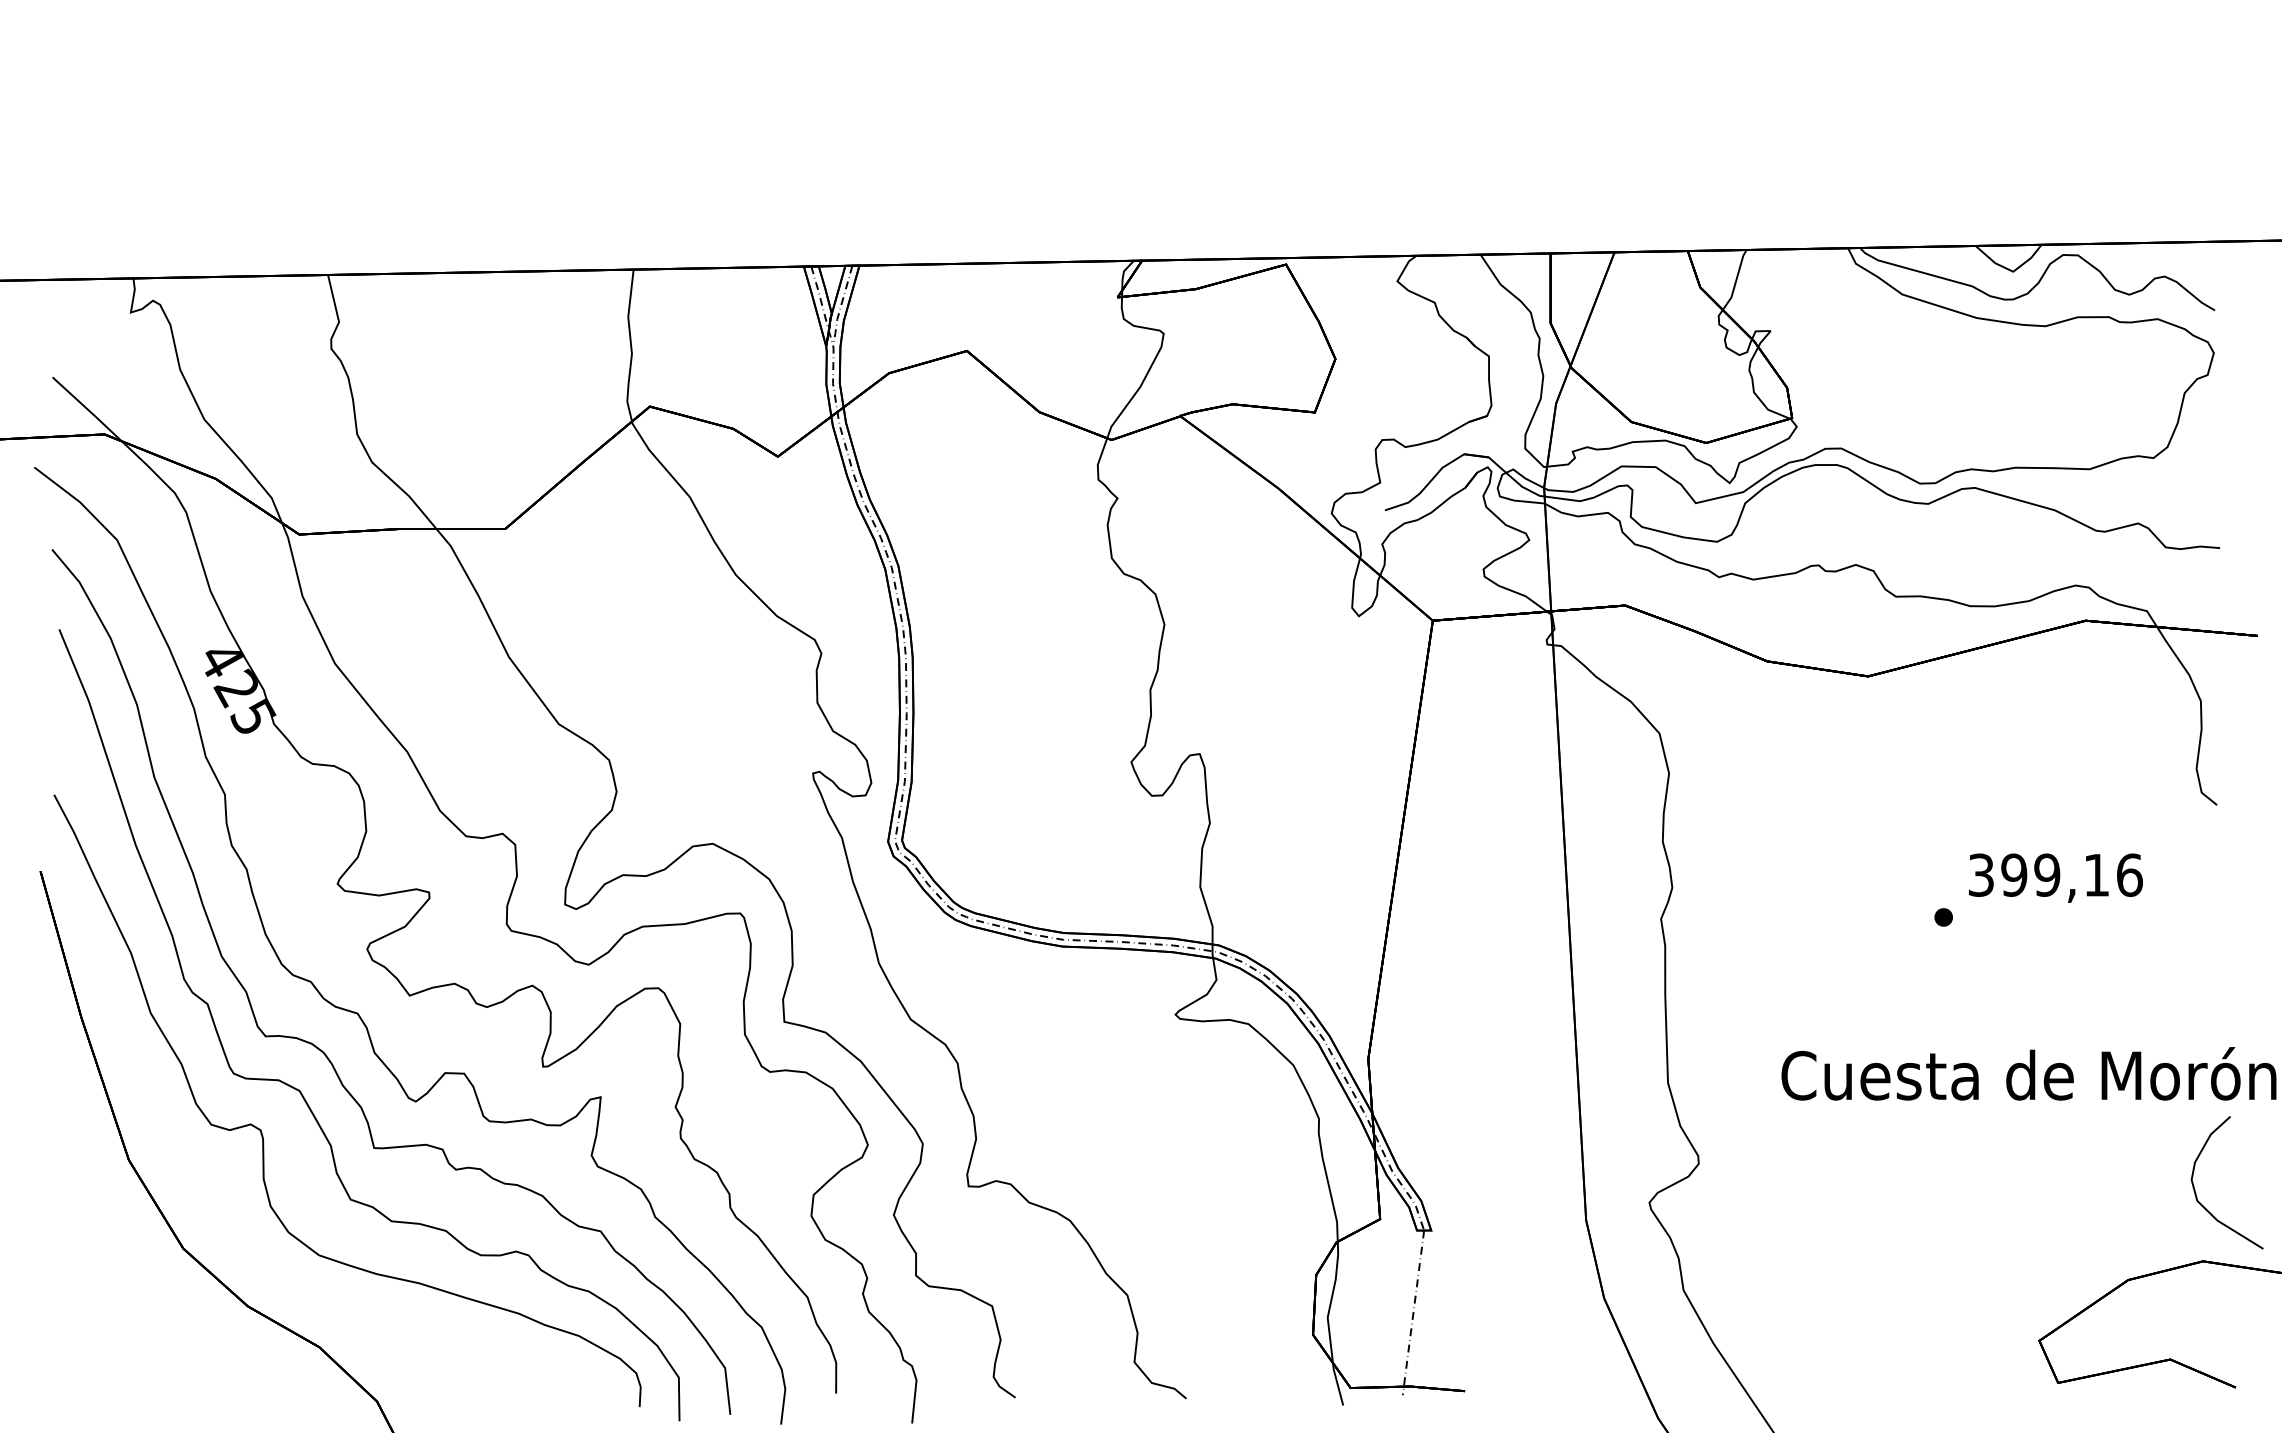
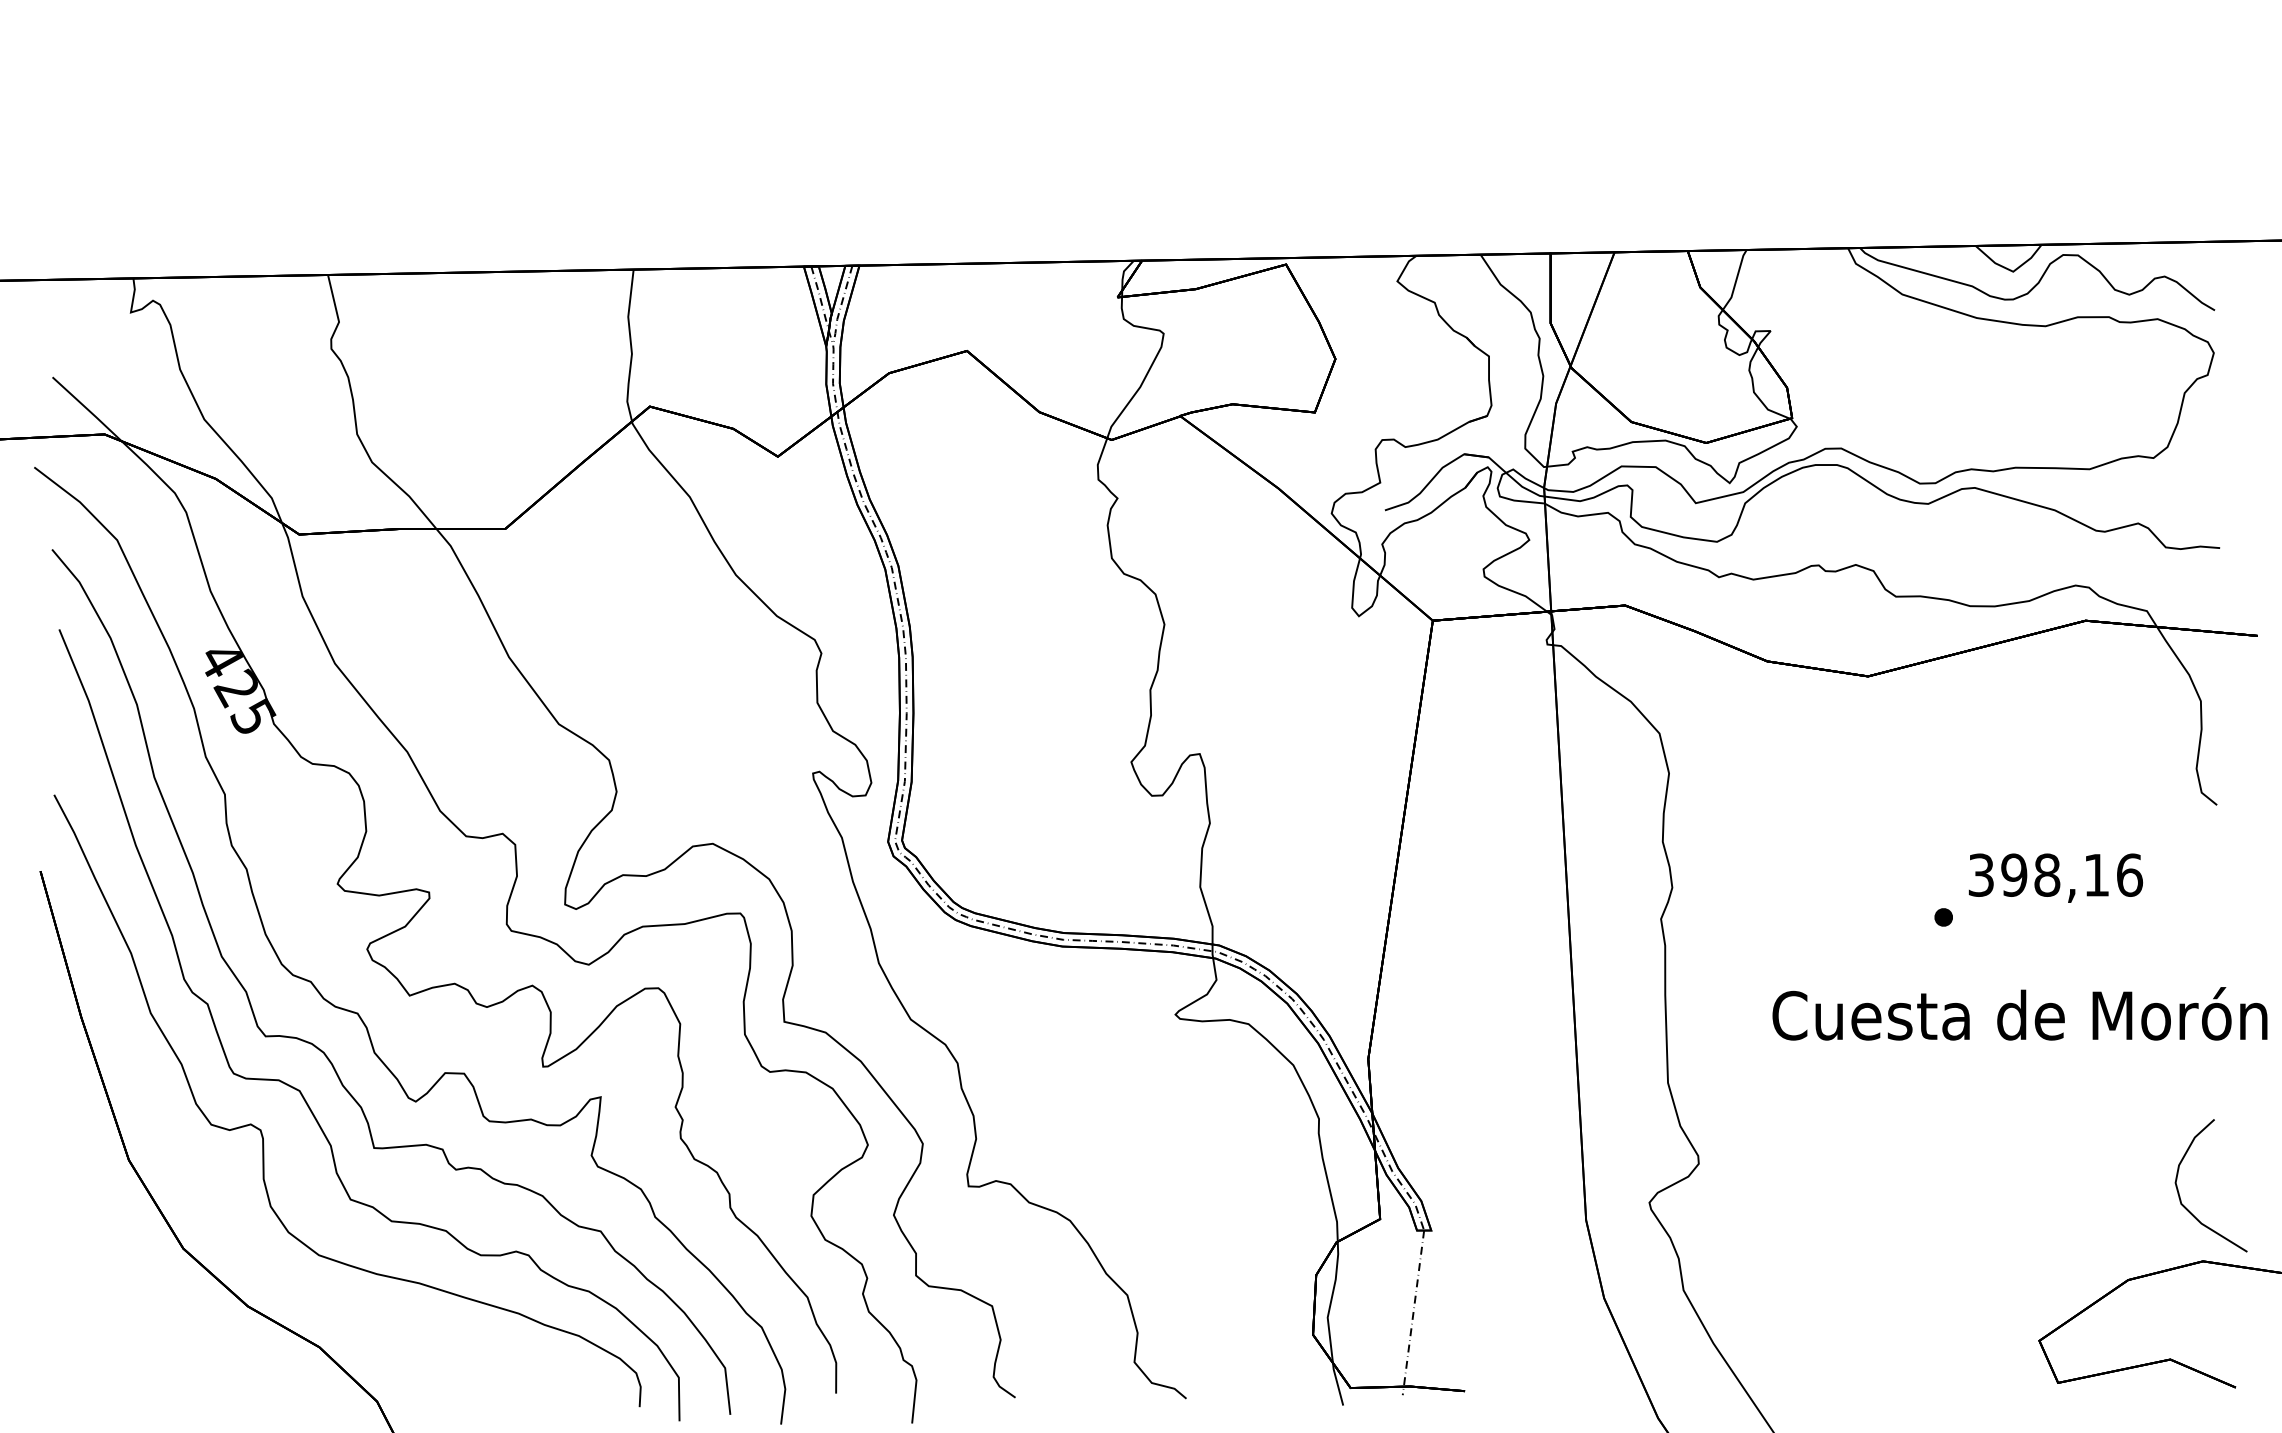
text: 399,16 -> 398,16 (2047, 874)
text position: (2028, 1073) -> (2019, 1013) (2019, 1013)
curve position: (2195, 1189) -> (2179, 1192) (2179, 1192)
